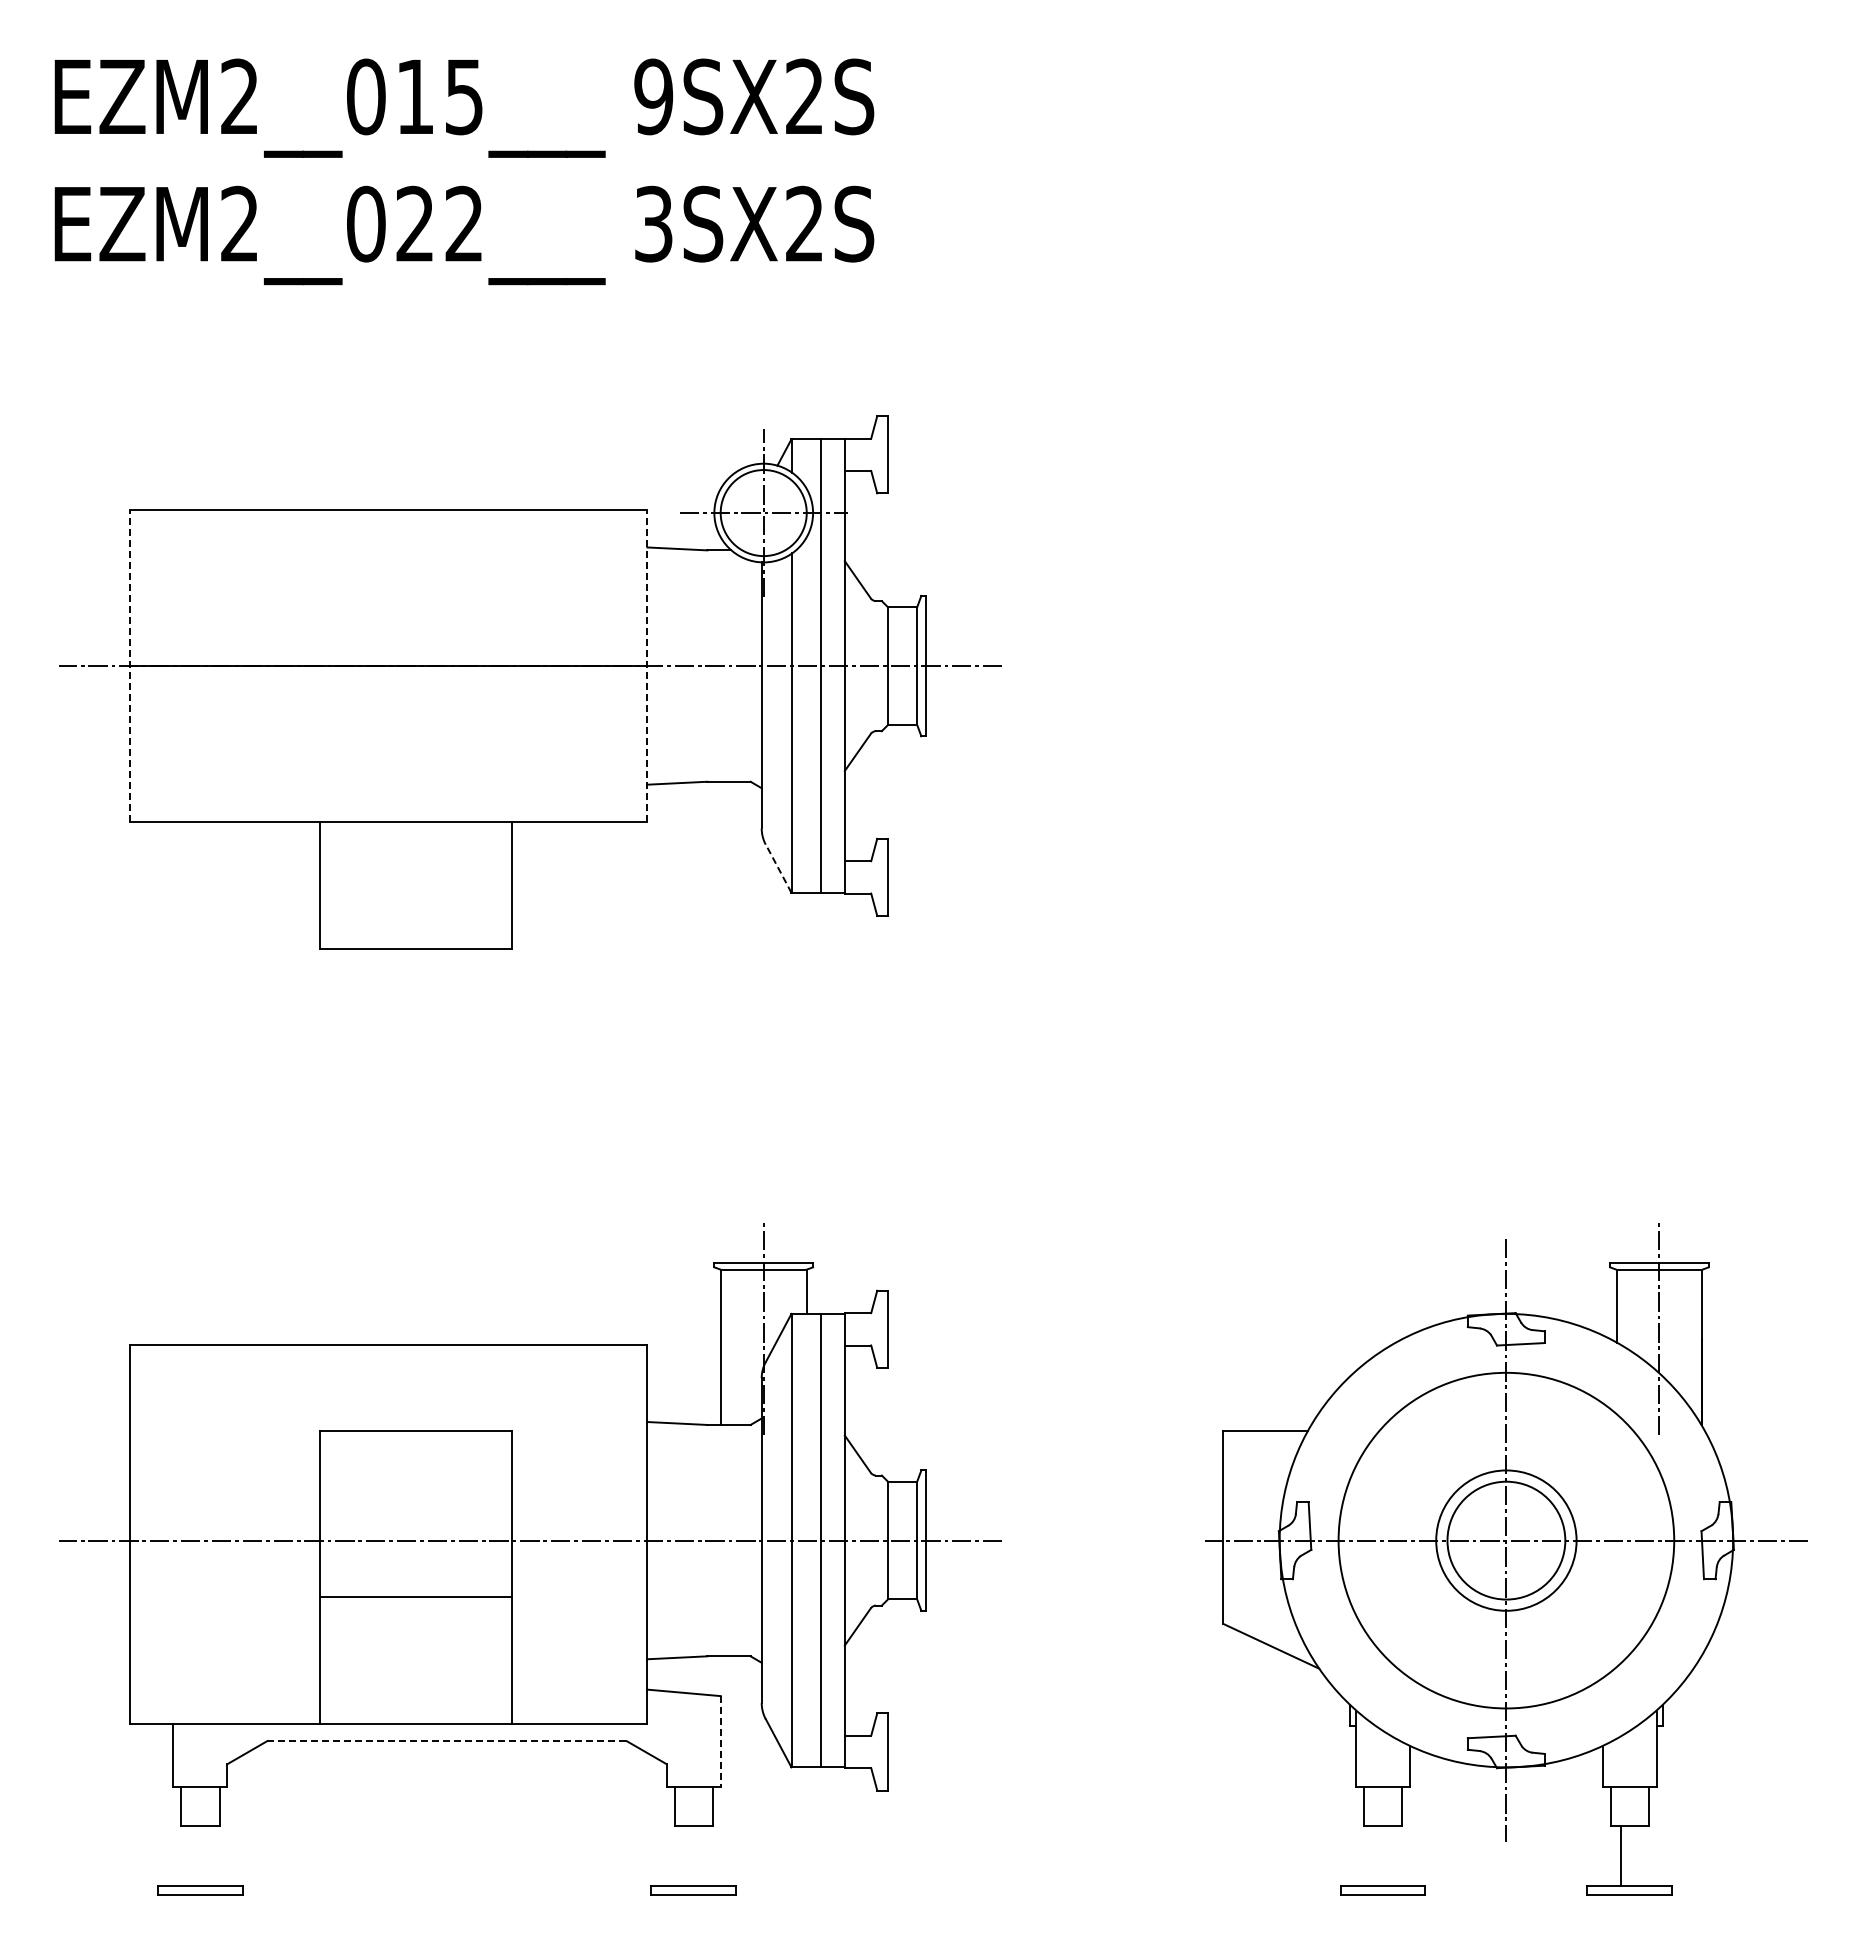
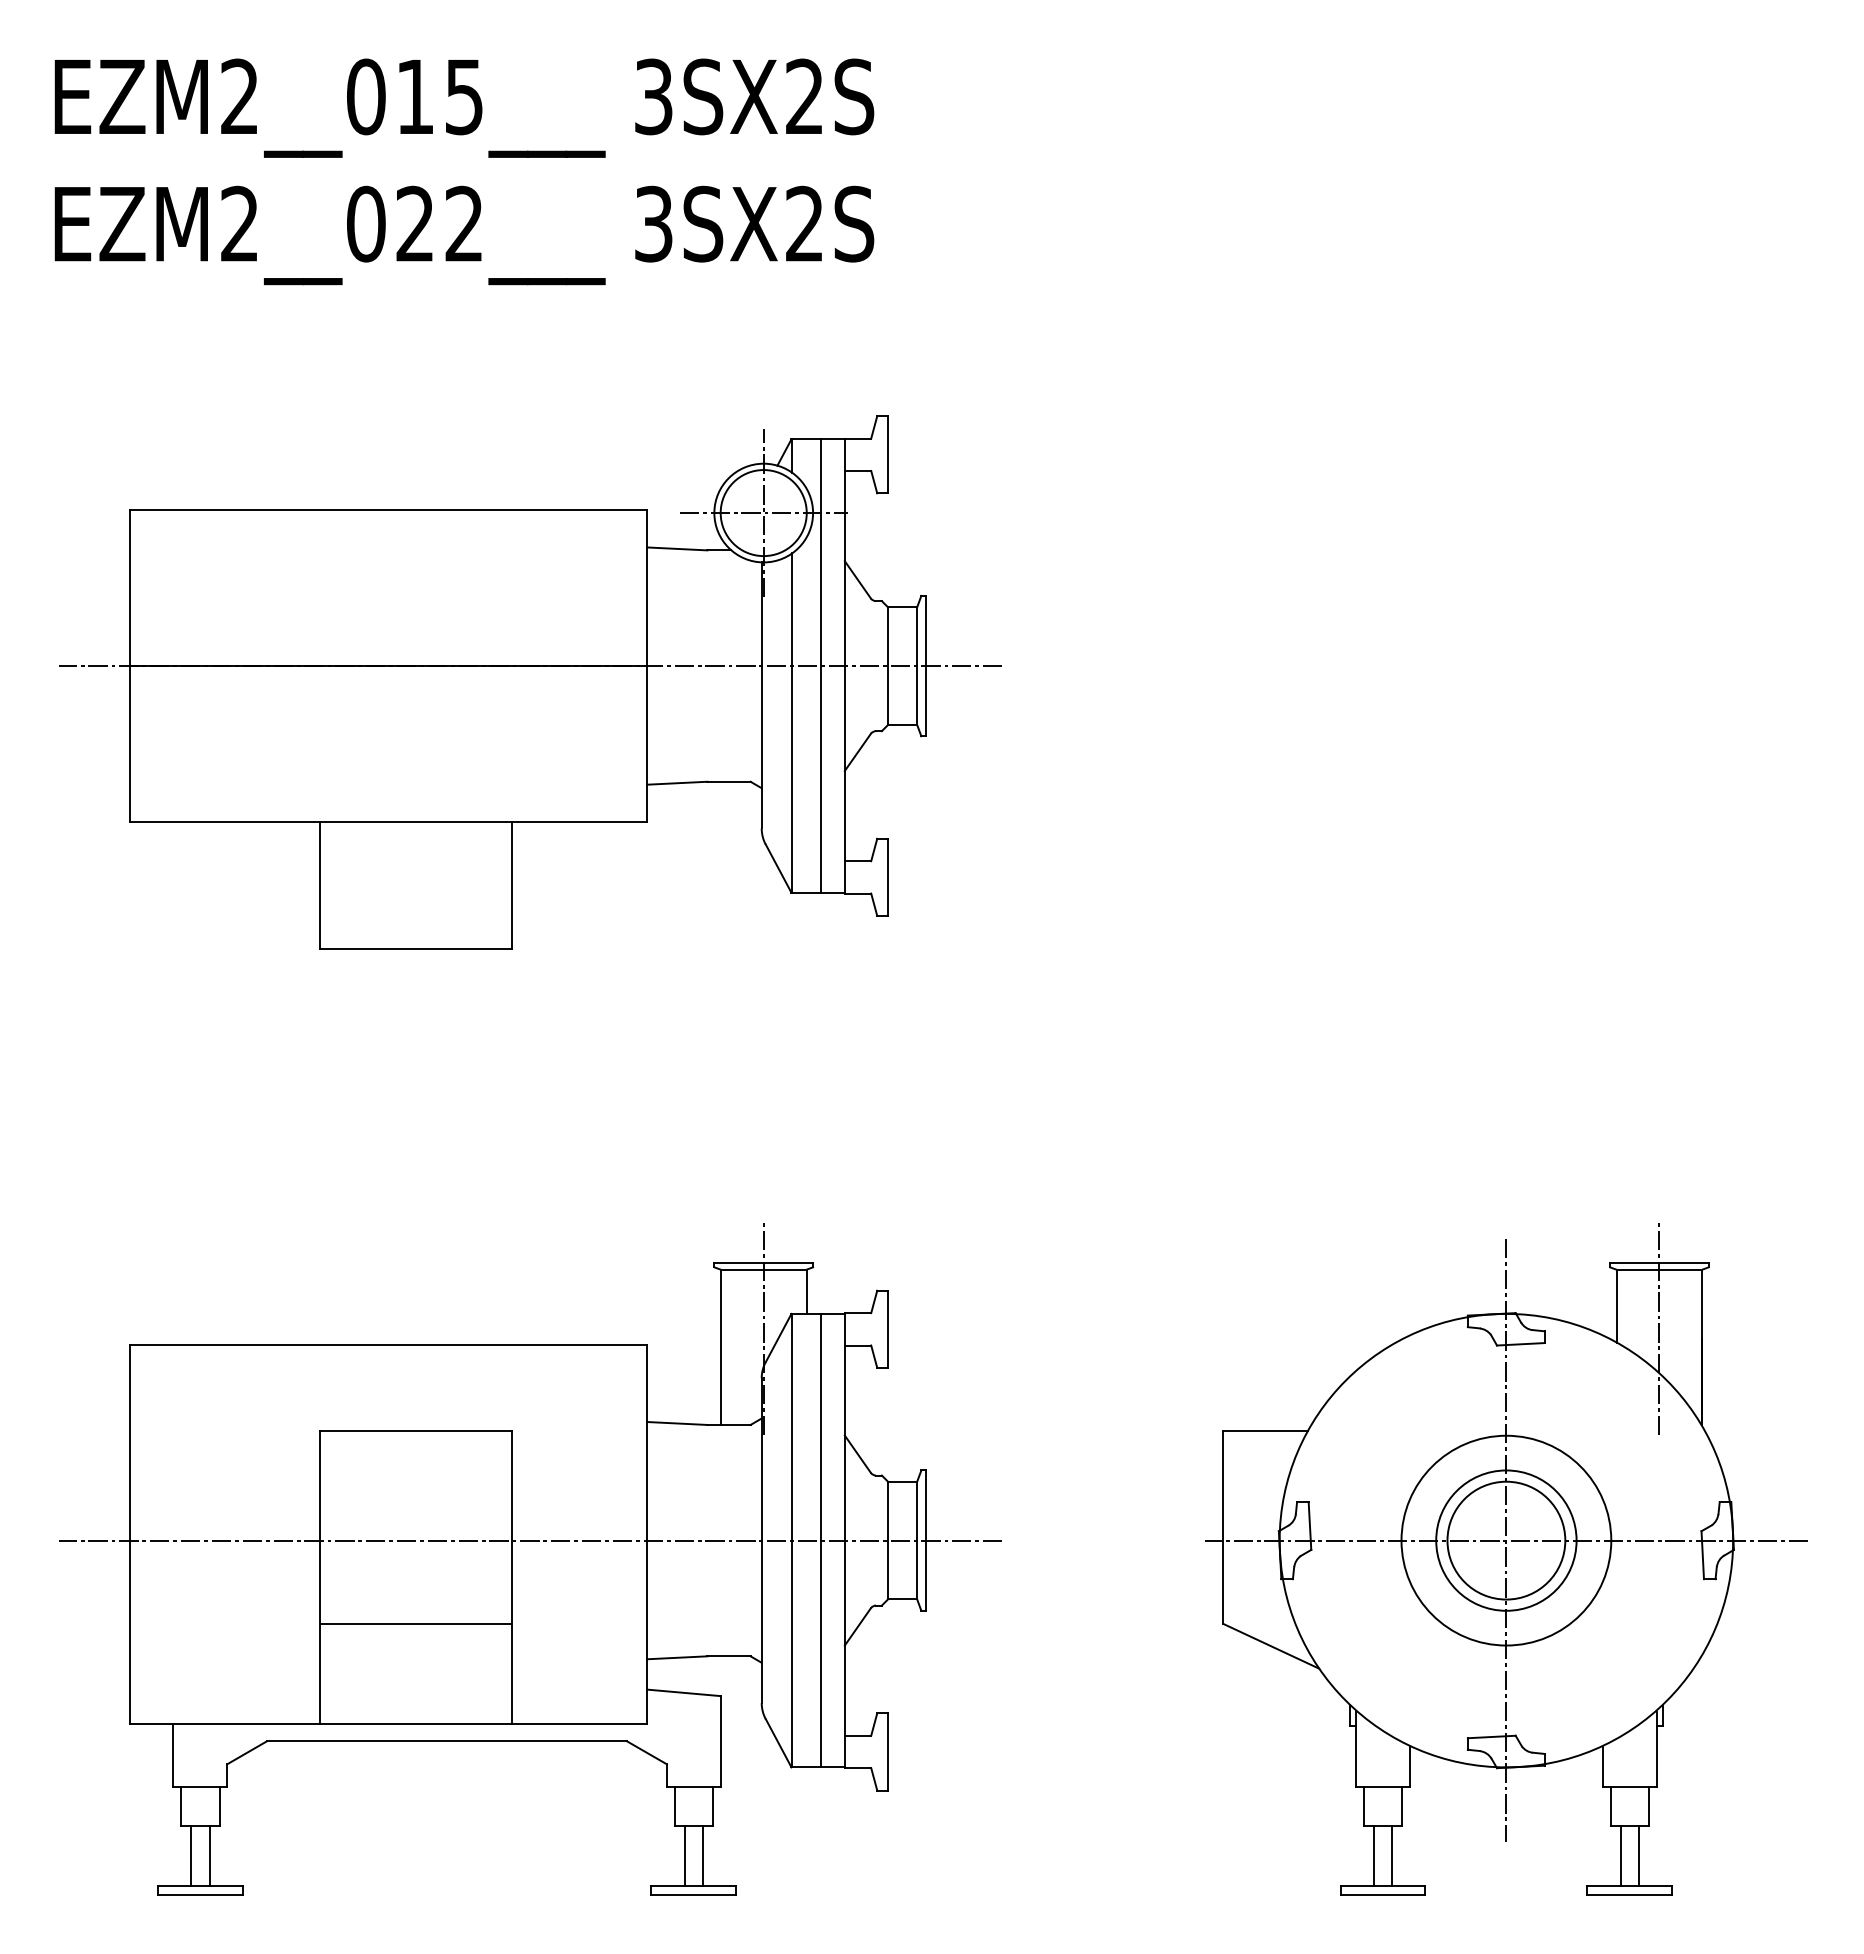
text: 9SX2S -> 3SX2S (653, 96)
line: dashed -> solid (129, 665)
line: dashed -> solid (647, 665)
line: dashed -> solid (778, 868)
circle diameter: 336 px -> 210 px (1506, 1540)
line position: (415, 1596) -> (415, 1623) (415, 1623)
line: dashed -> solid (446, 1741)
line: dashed -> solid (720, 1741)
line: none -> present (191, 1855)
line: none -> present (209, 1855)
line: none -> present (684, 1855)
line: none -> present (703, 1855)
line: none -> present (1373, 1855)
line: none -> present (1392, 1855)
line: none -> present (1639, 1855)
